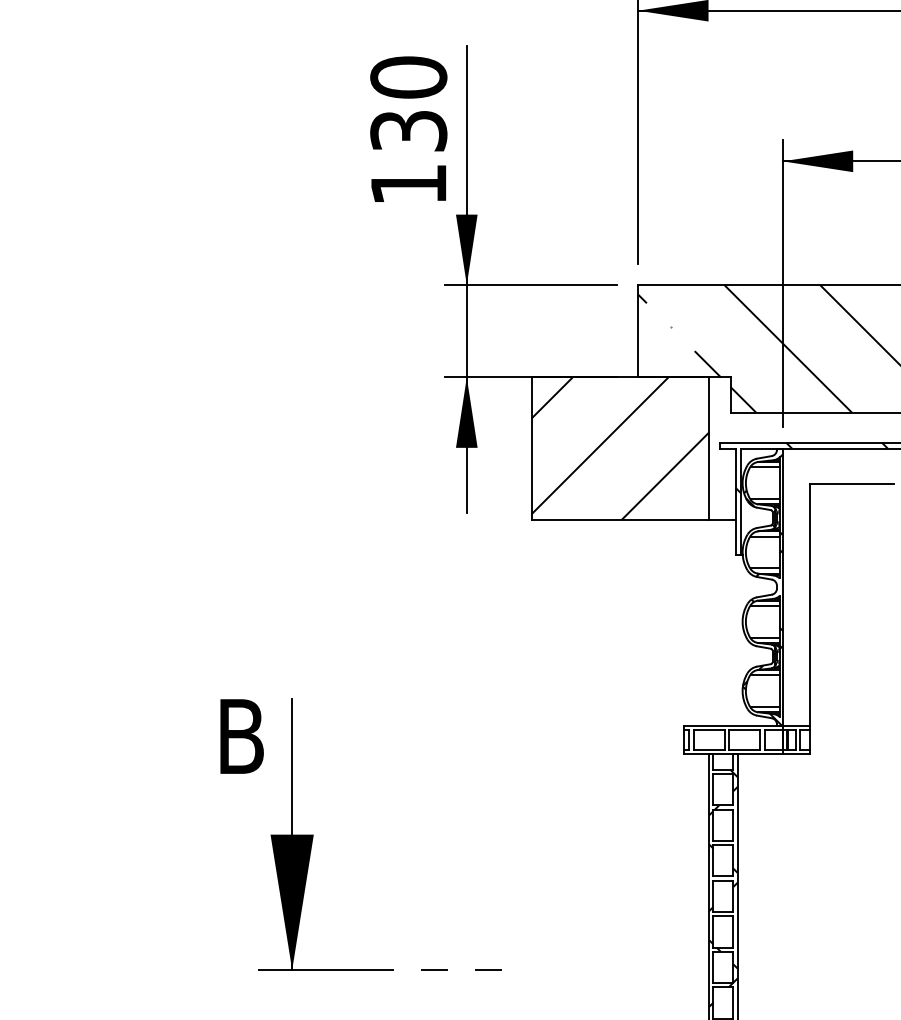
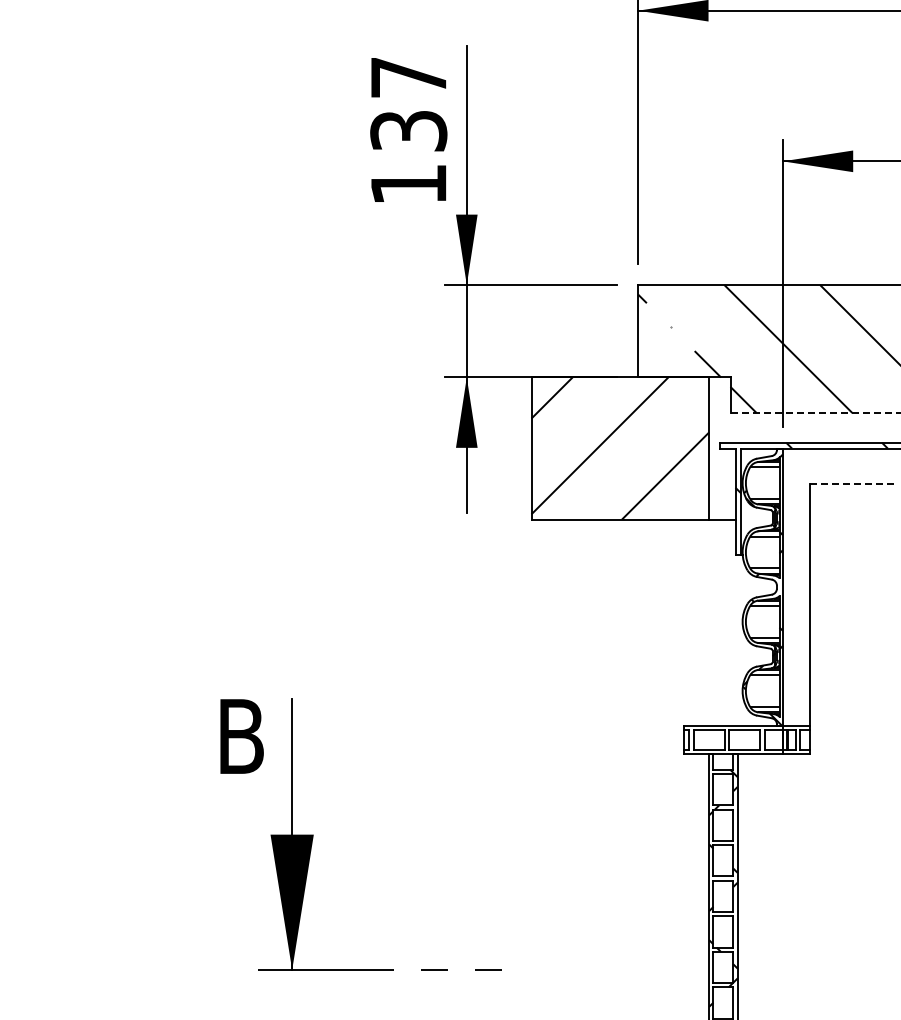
text: 130 -> 137 (408, 77)
line: solid -> dashed (815, 412)
line: solid -> dashed (851, 484)
